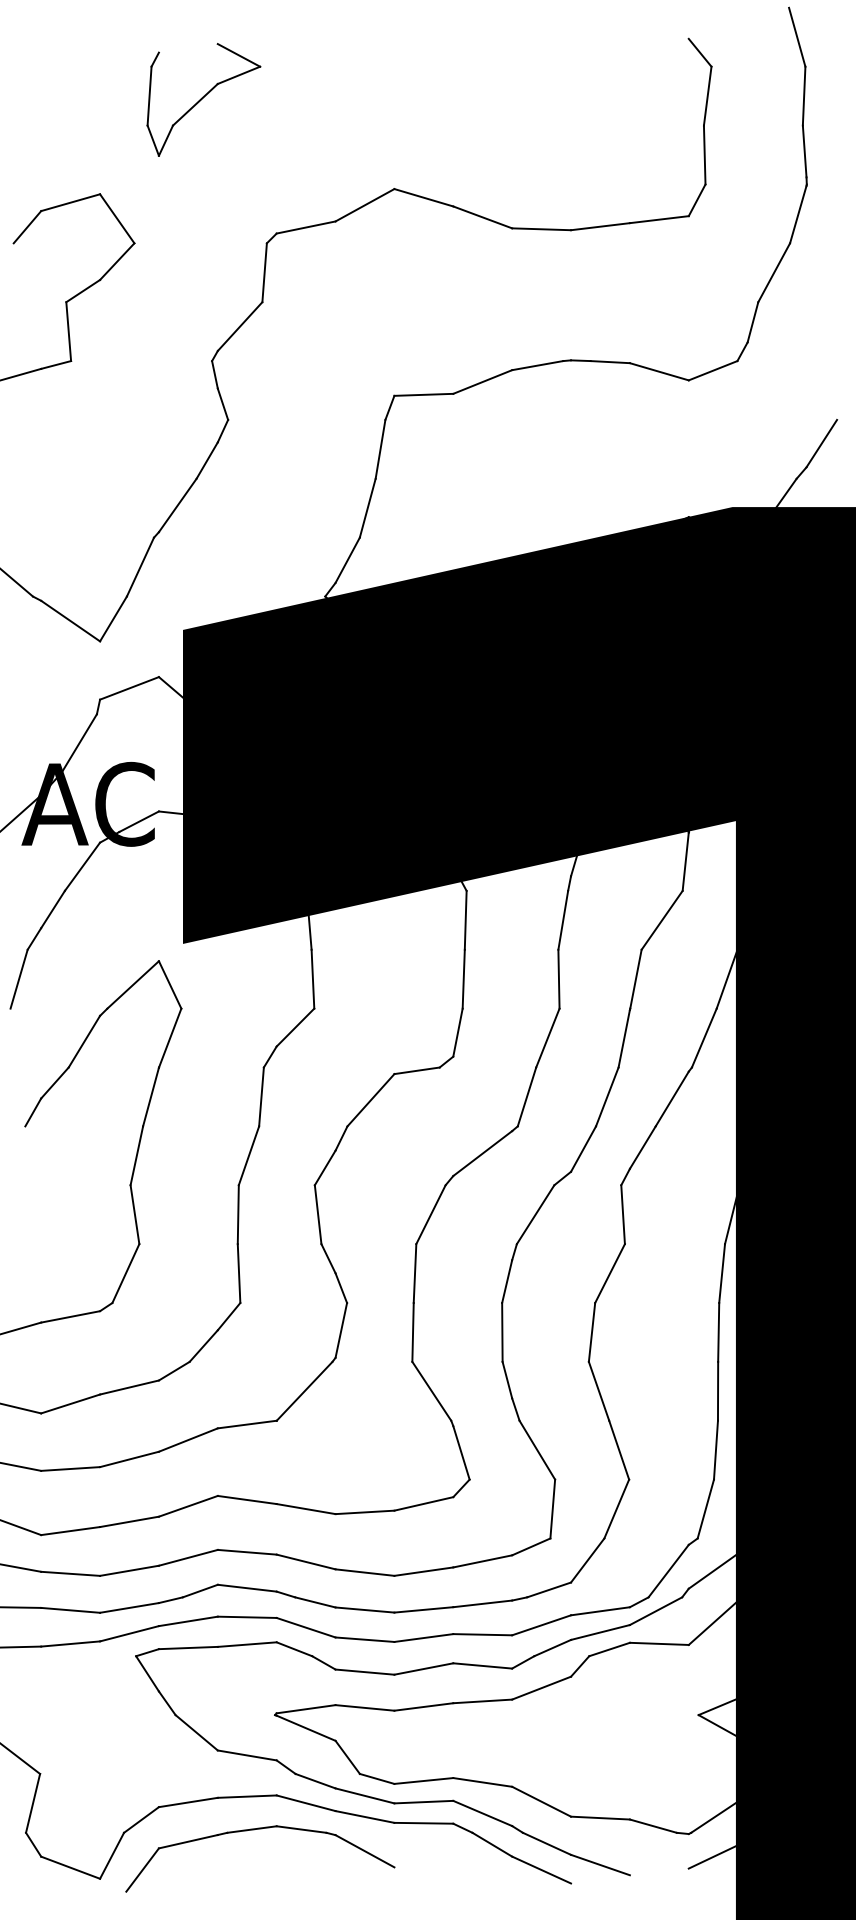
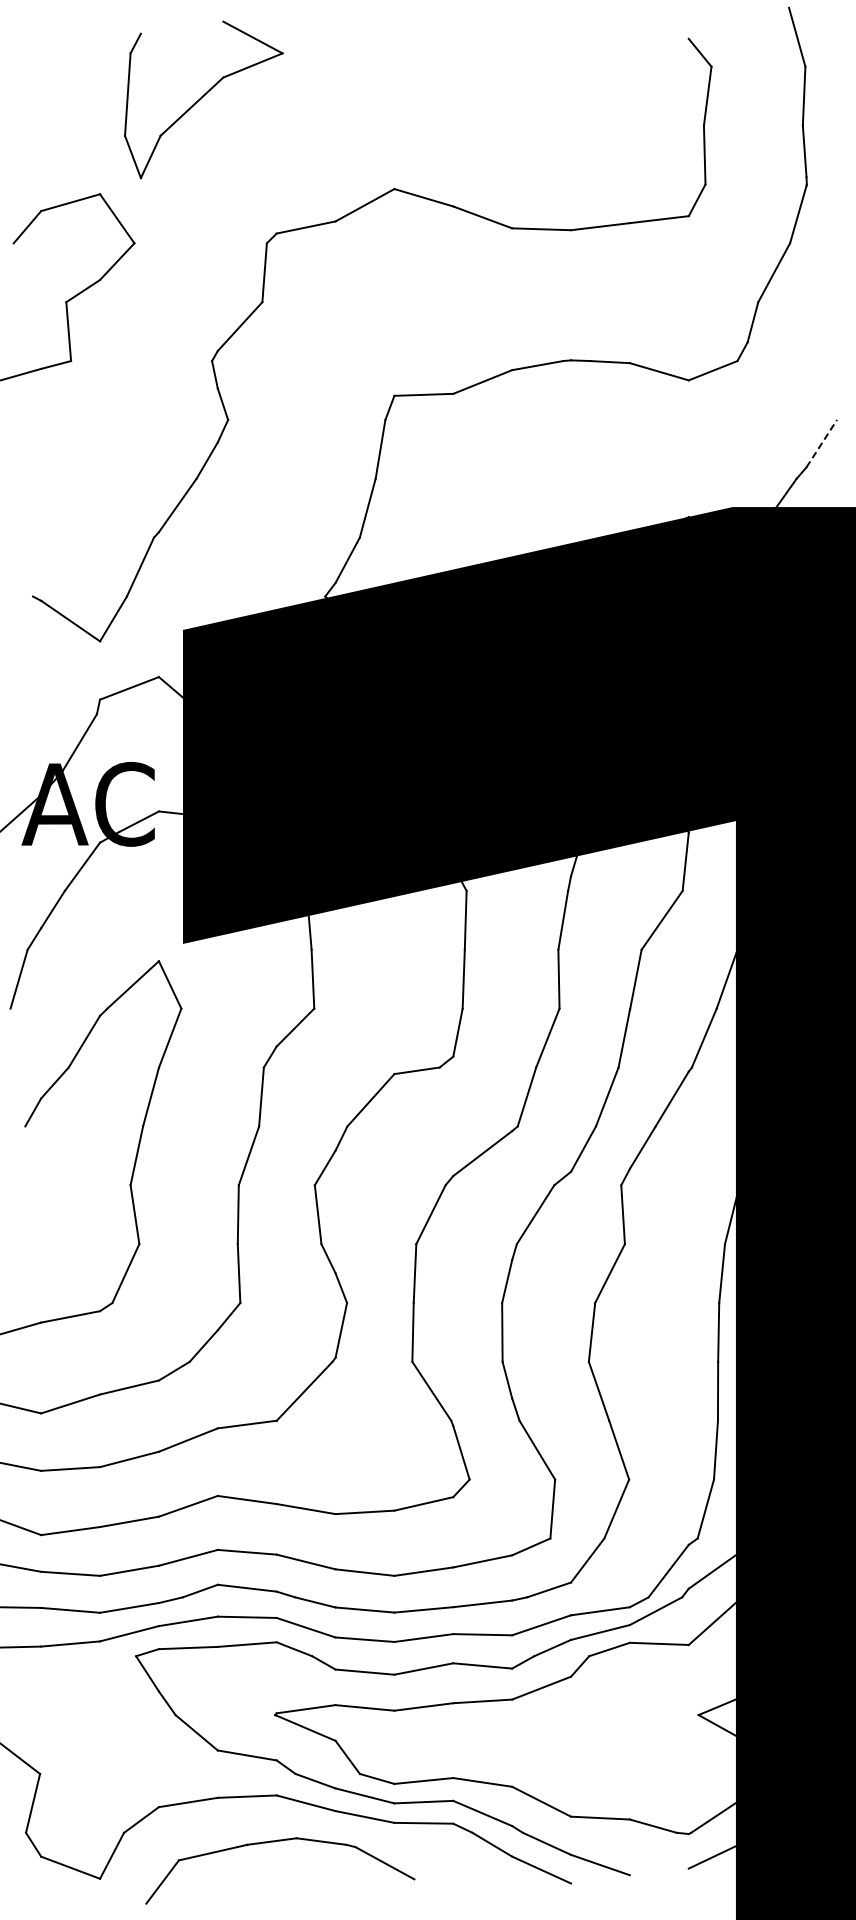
part size: 116x114 px -> 160x160 px (203, 99)
line: solid -> dashed (822, 443)
line: present -> none (17, 583)
part position: (254, 1830) -> (274, 1842) (274, 1842)
